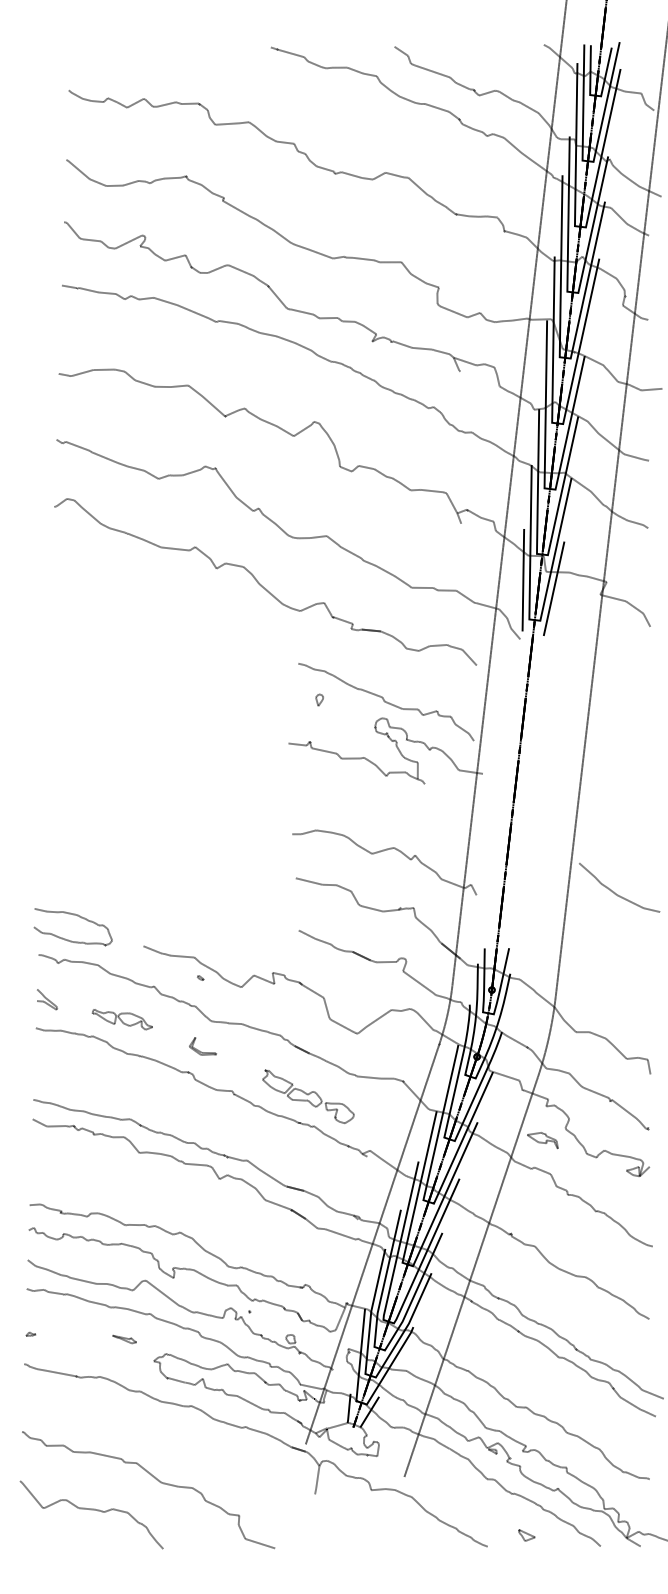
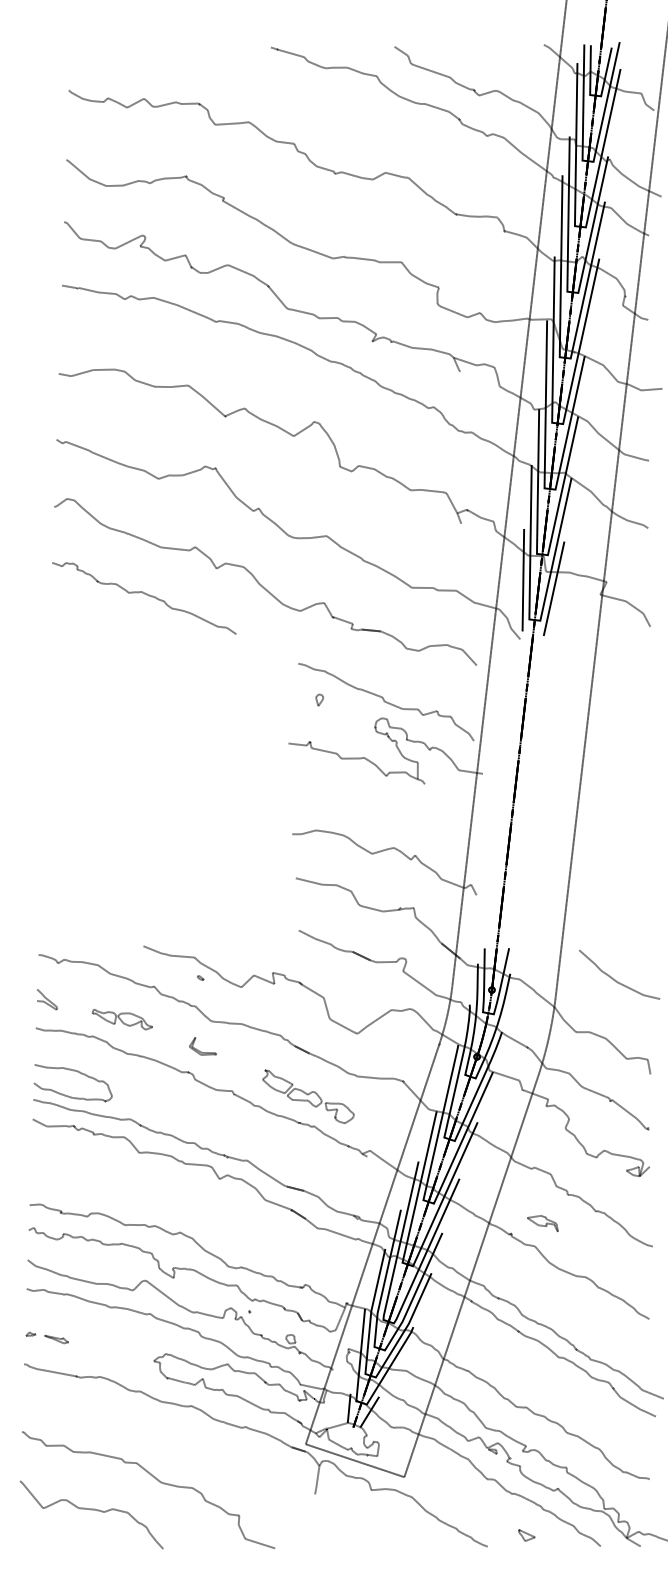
curve: none -> present (146, 595)
curve position: (615, 892) -> (615, 979) (615, 979)
curve position: (73, 915) -> (73, 1071) (73, 1071)
part position: (542, 1140) -> (542, 1223) (542, 1223)
part position: (124, 1339) -> (56, 1339) (56, 1339)
line: none -> present (354, 1460)
